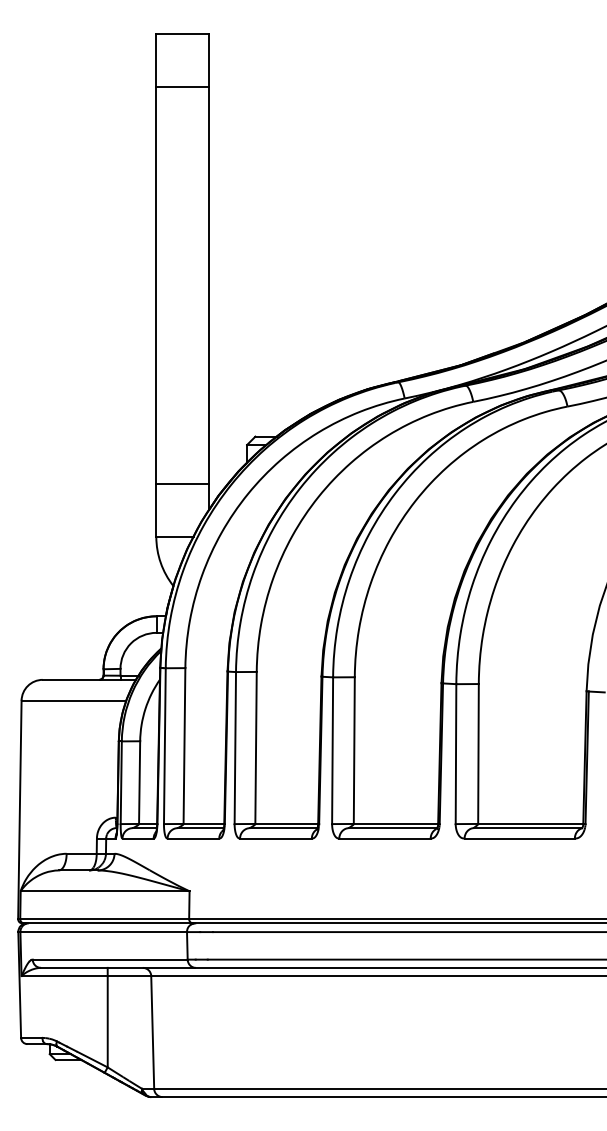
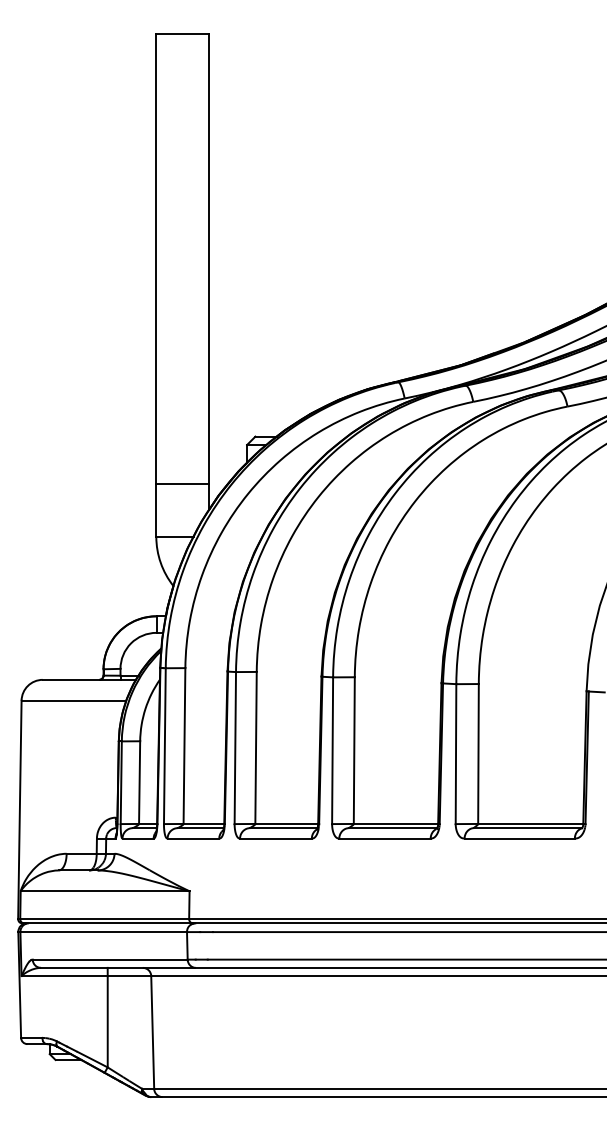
line: present -> none (182, 86)
